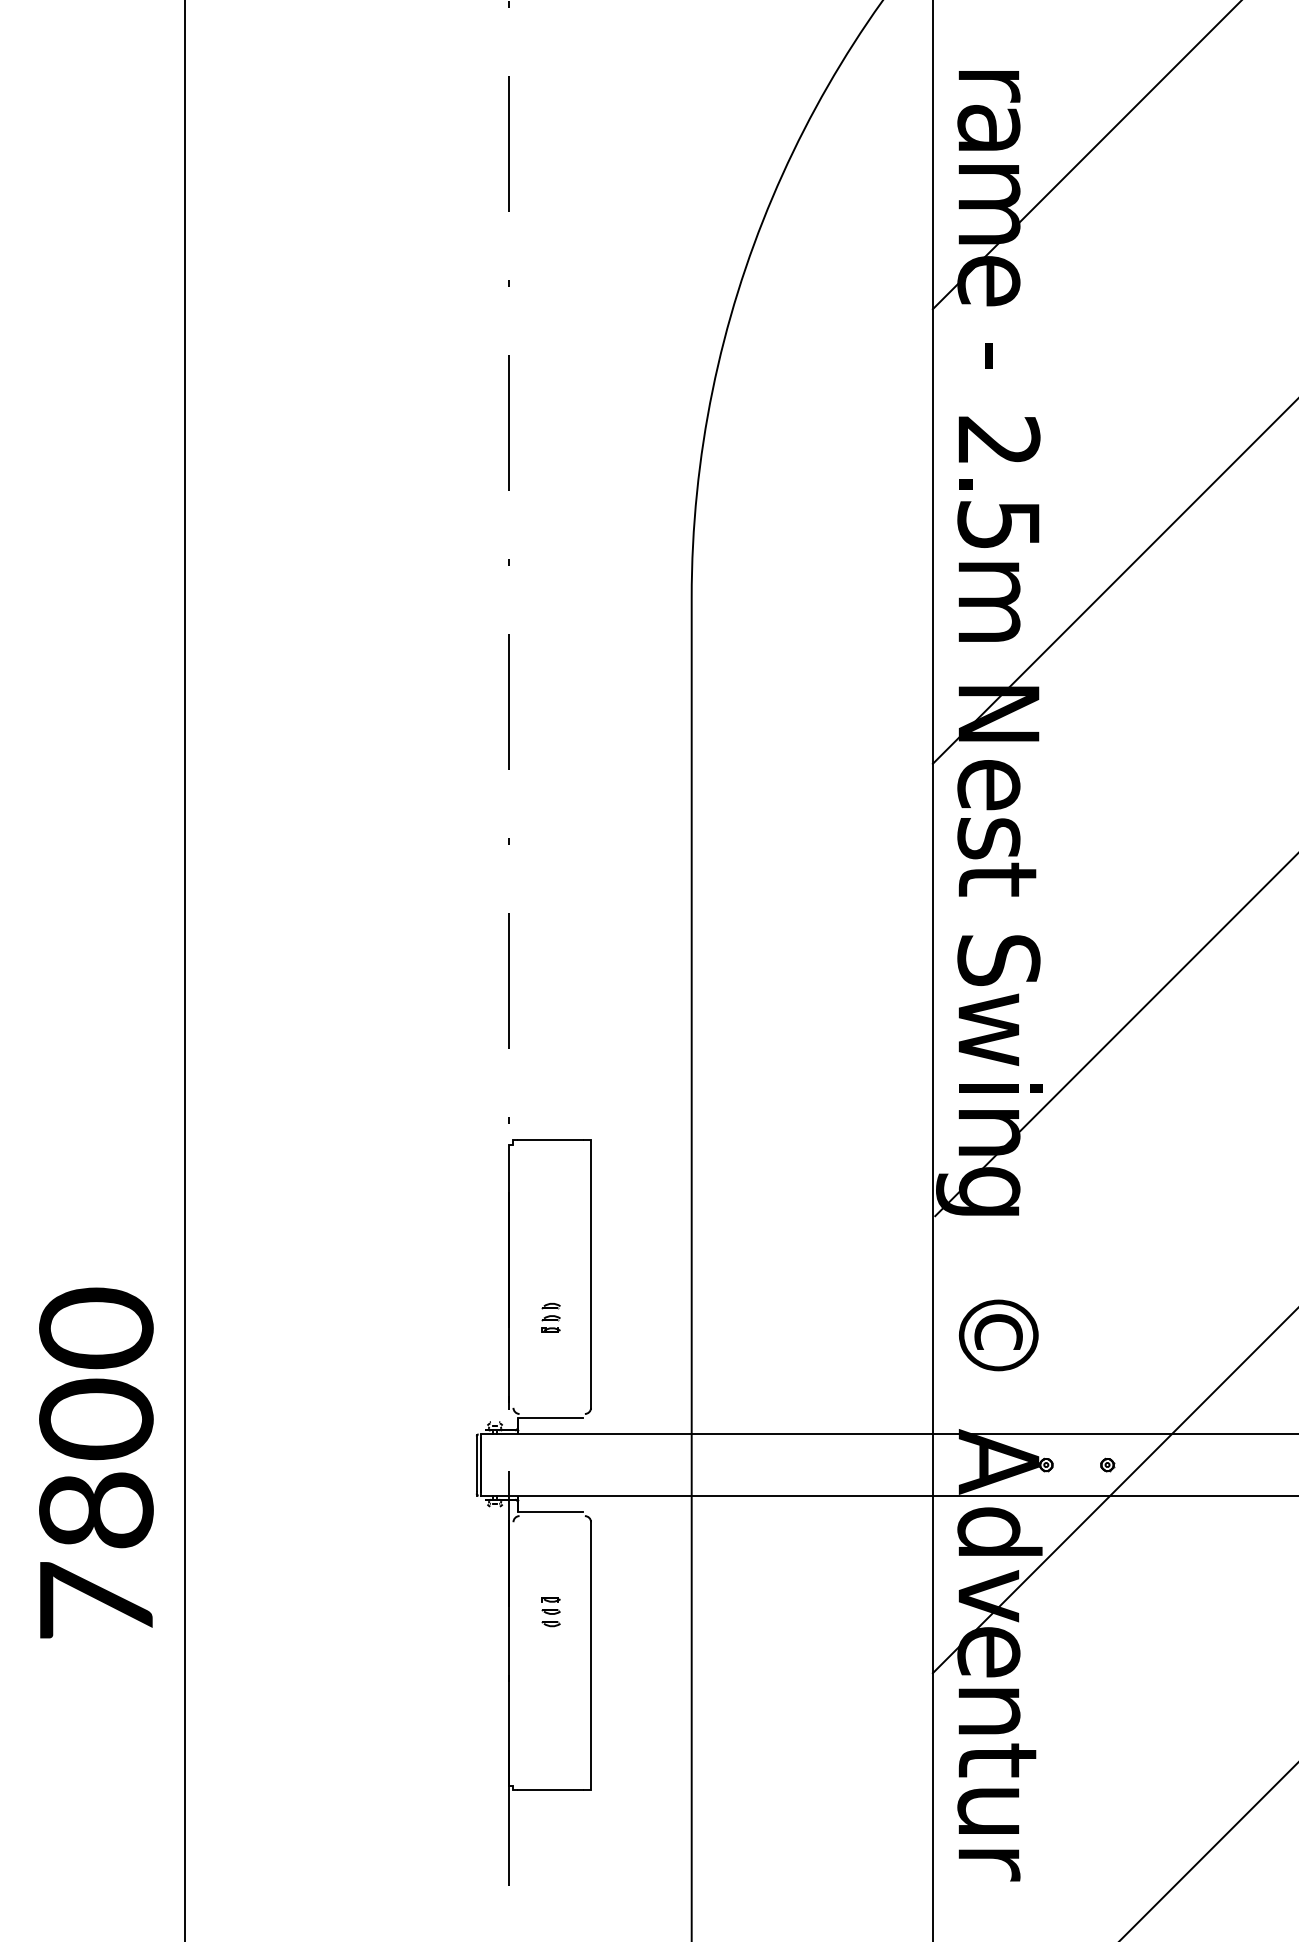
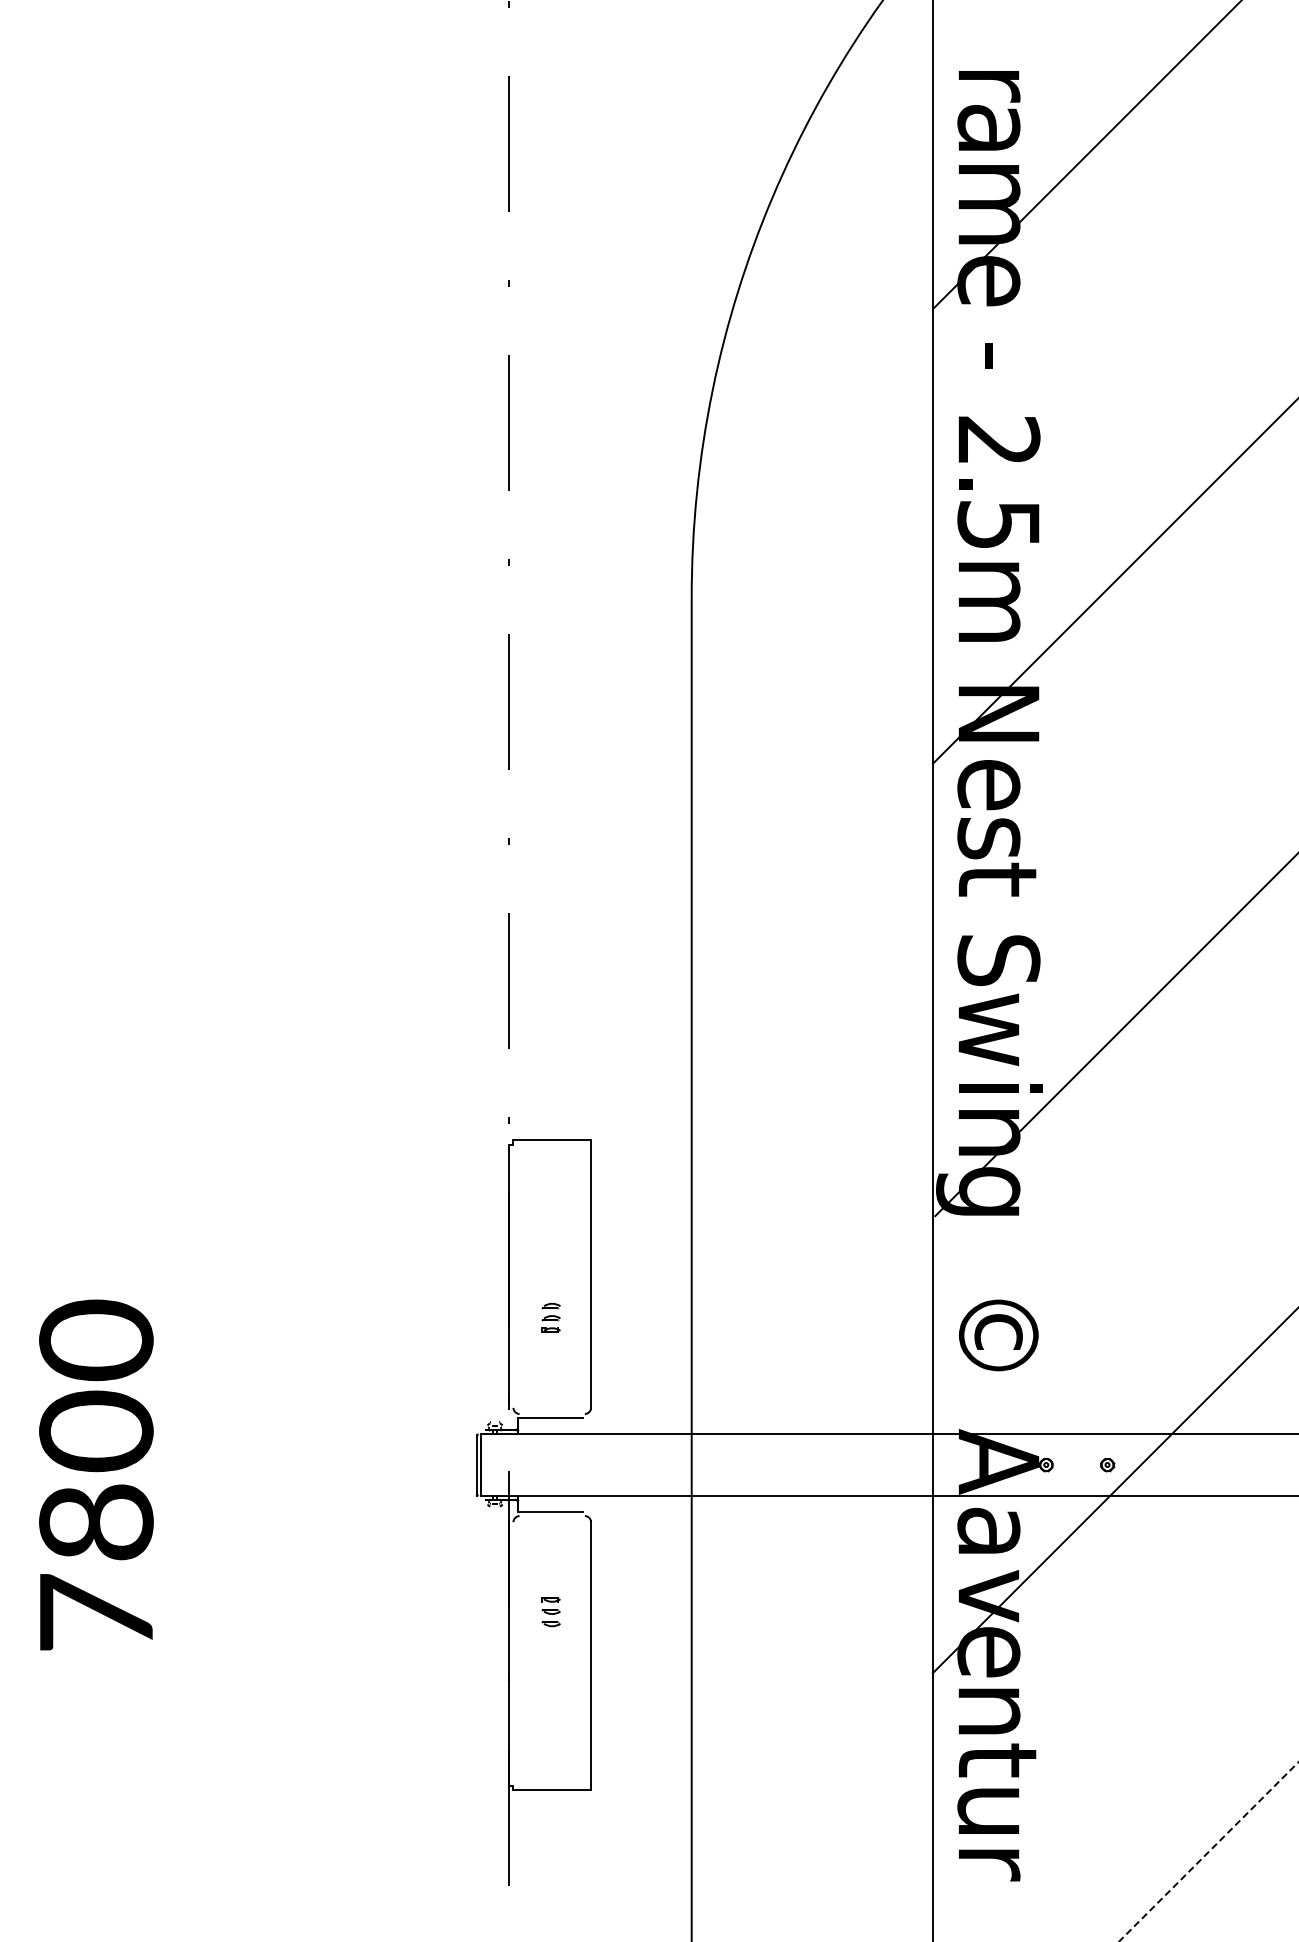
line: present -> none (184, 970)
text position: (96, 1462) -> (96, 1474) (96, 1474)
text: d -> a (999, 1531)
line: solid -> dashed (1208, 1852)
